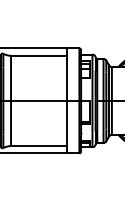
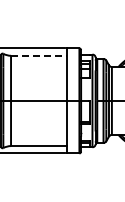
line: solid -> dashed (38, 55)
